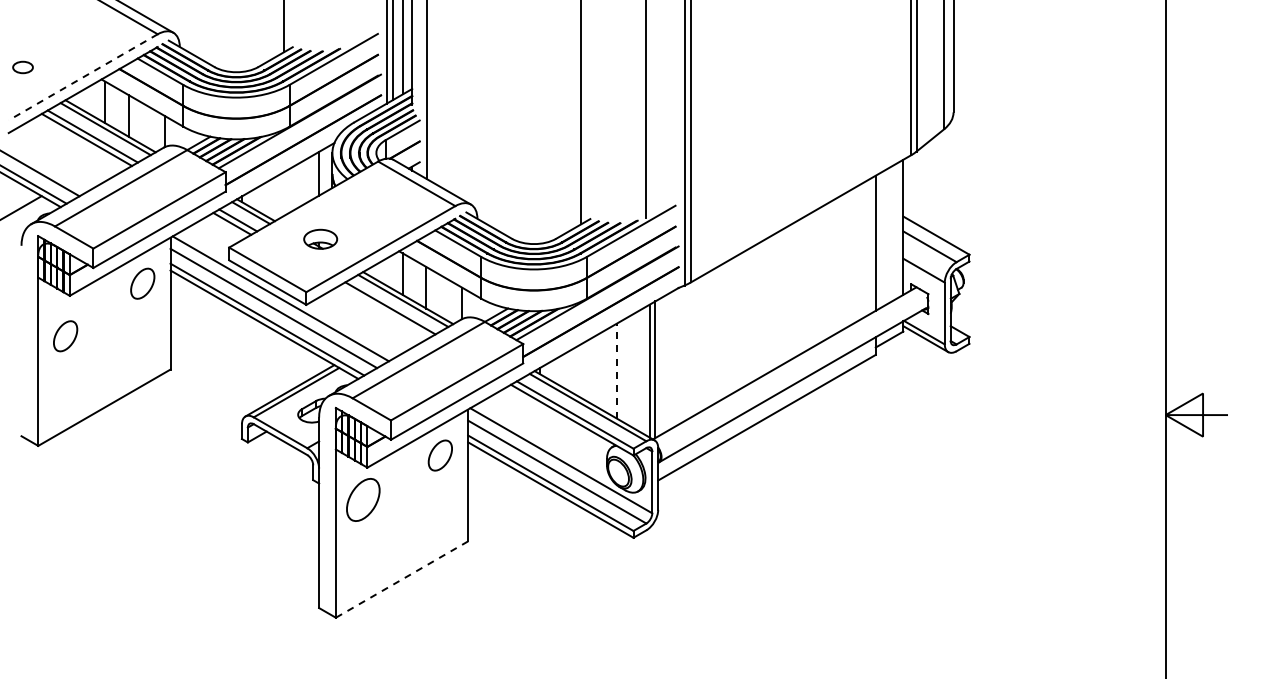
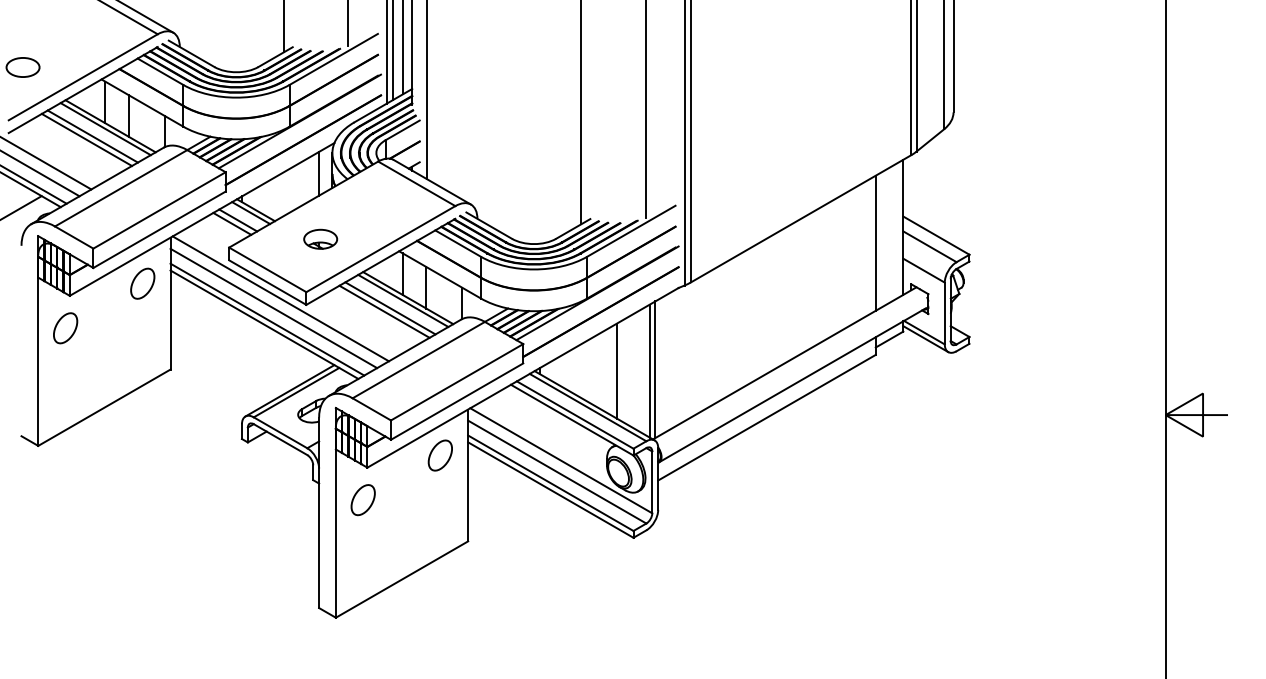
line: none -> present (348, 24)
part size: 22x15 px -> 36x21 px (22, 67)
line: dashed -> solid (82, 77)
line: none -> present (46, 163)
line: none -> present (384, 311)
part position: (65, 336) -> (65, 328) (65, 328)
line: dashed -> solid (616, 370)
part size: 35x44 px -> 26x33 px (362, 500)
line: dashed -> solid (401, 579)
